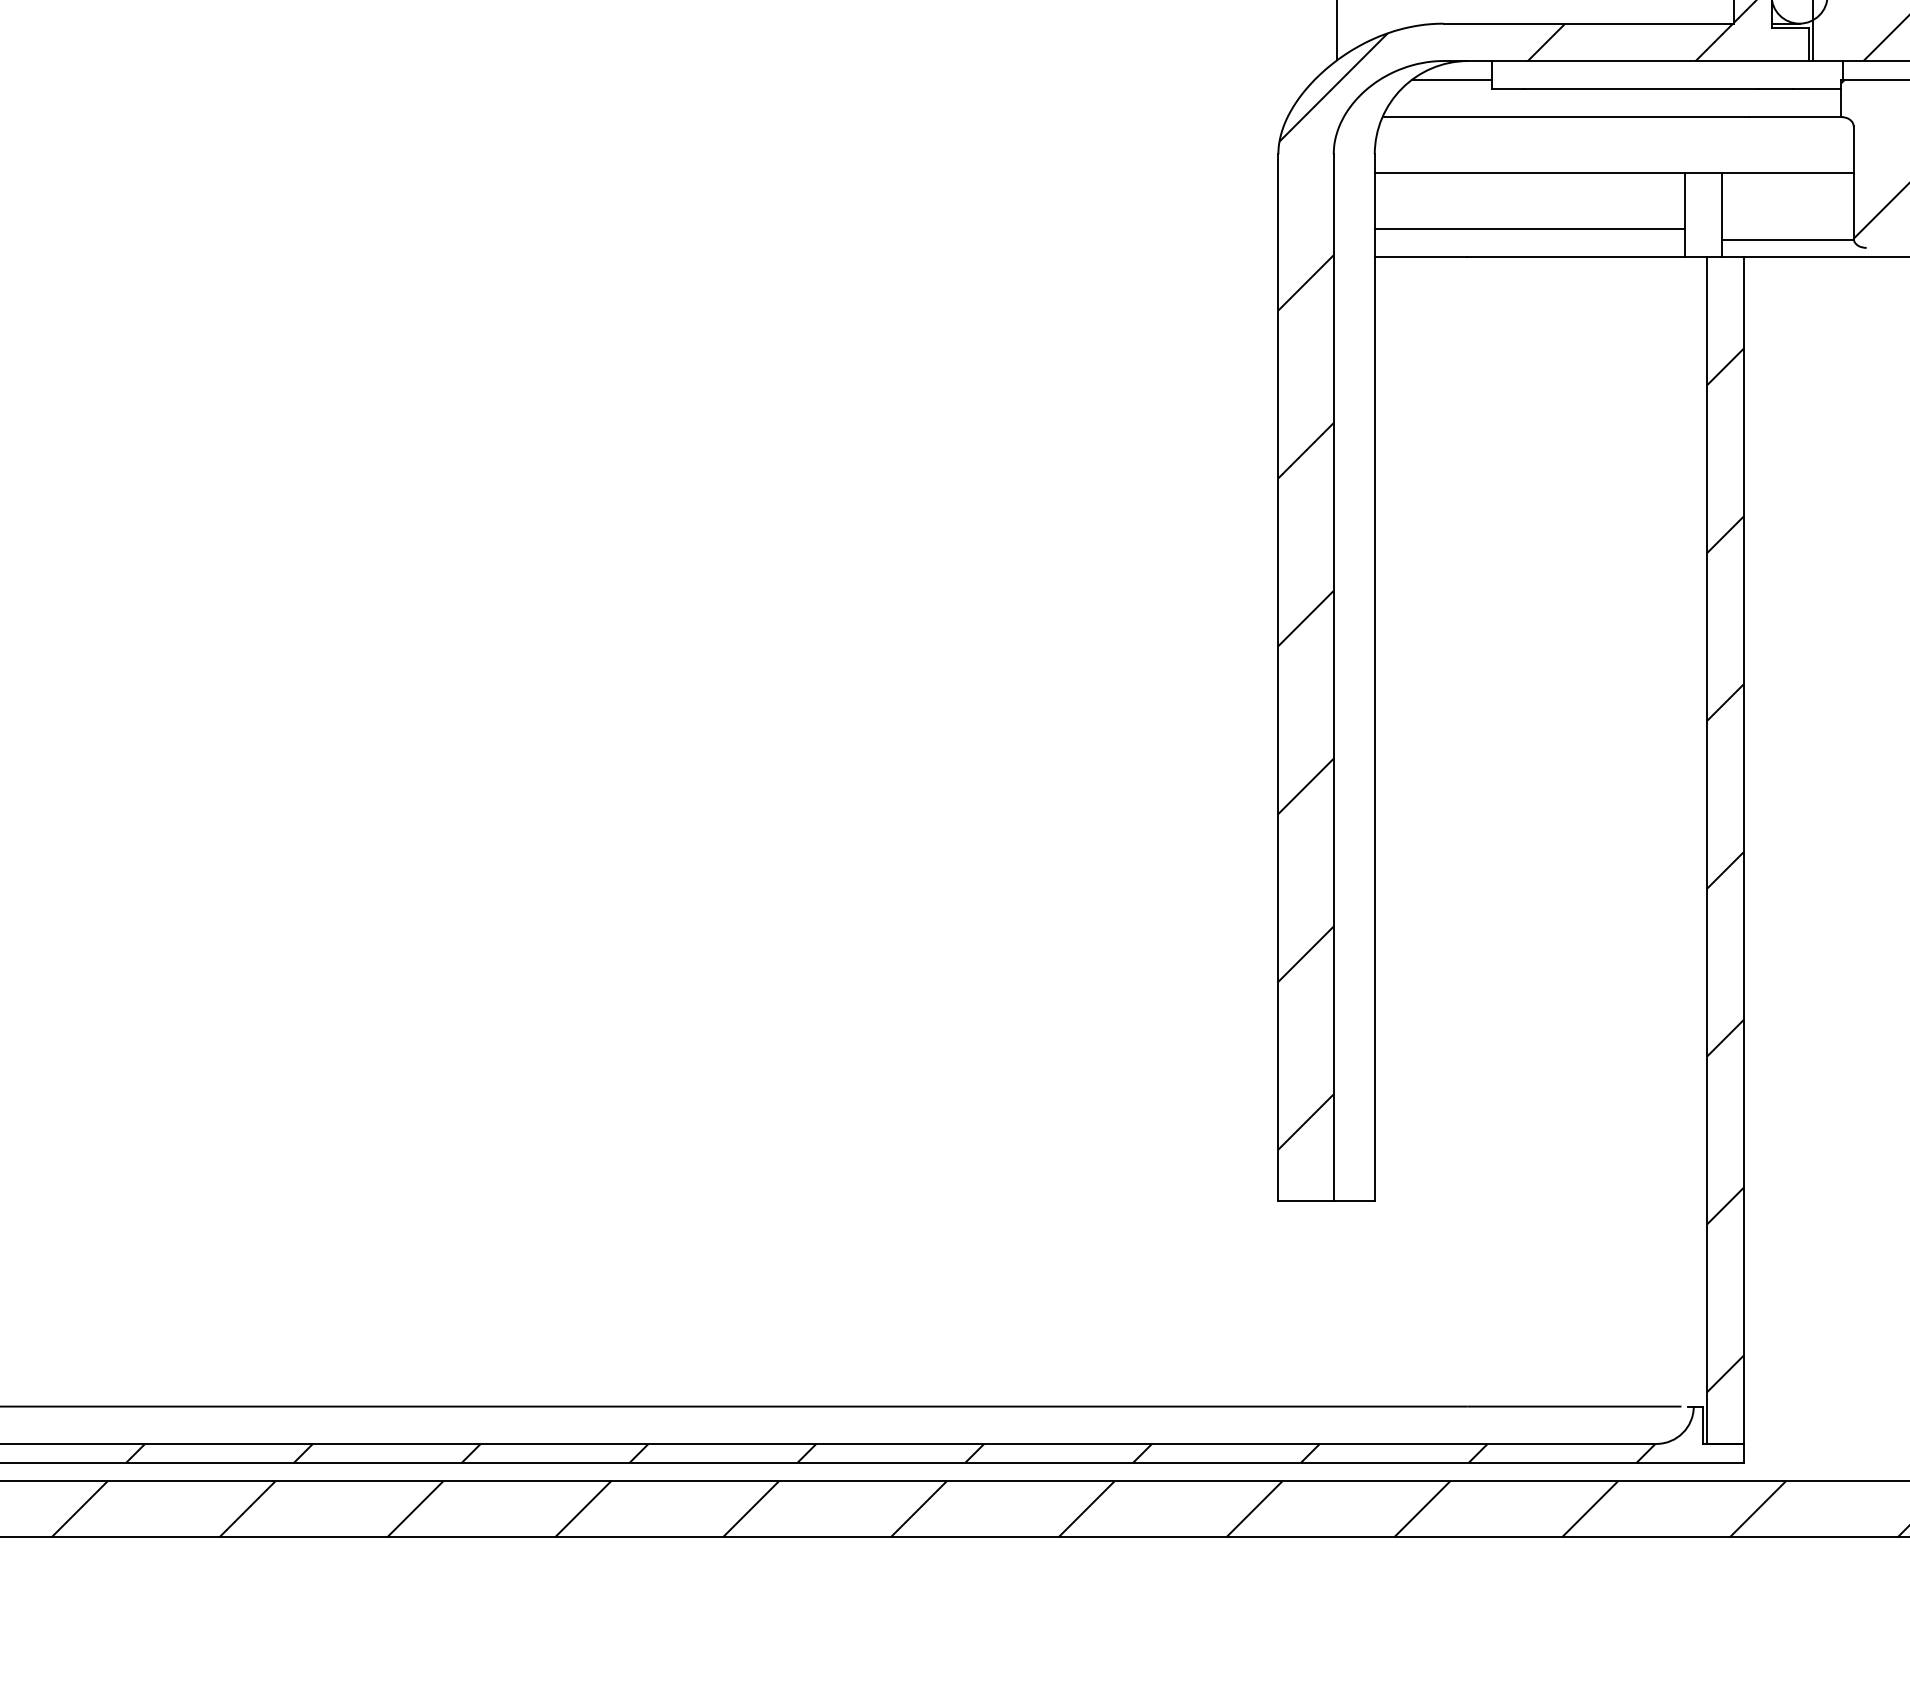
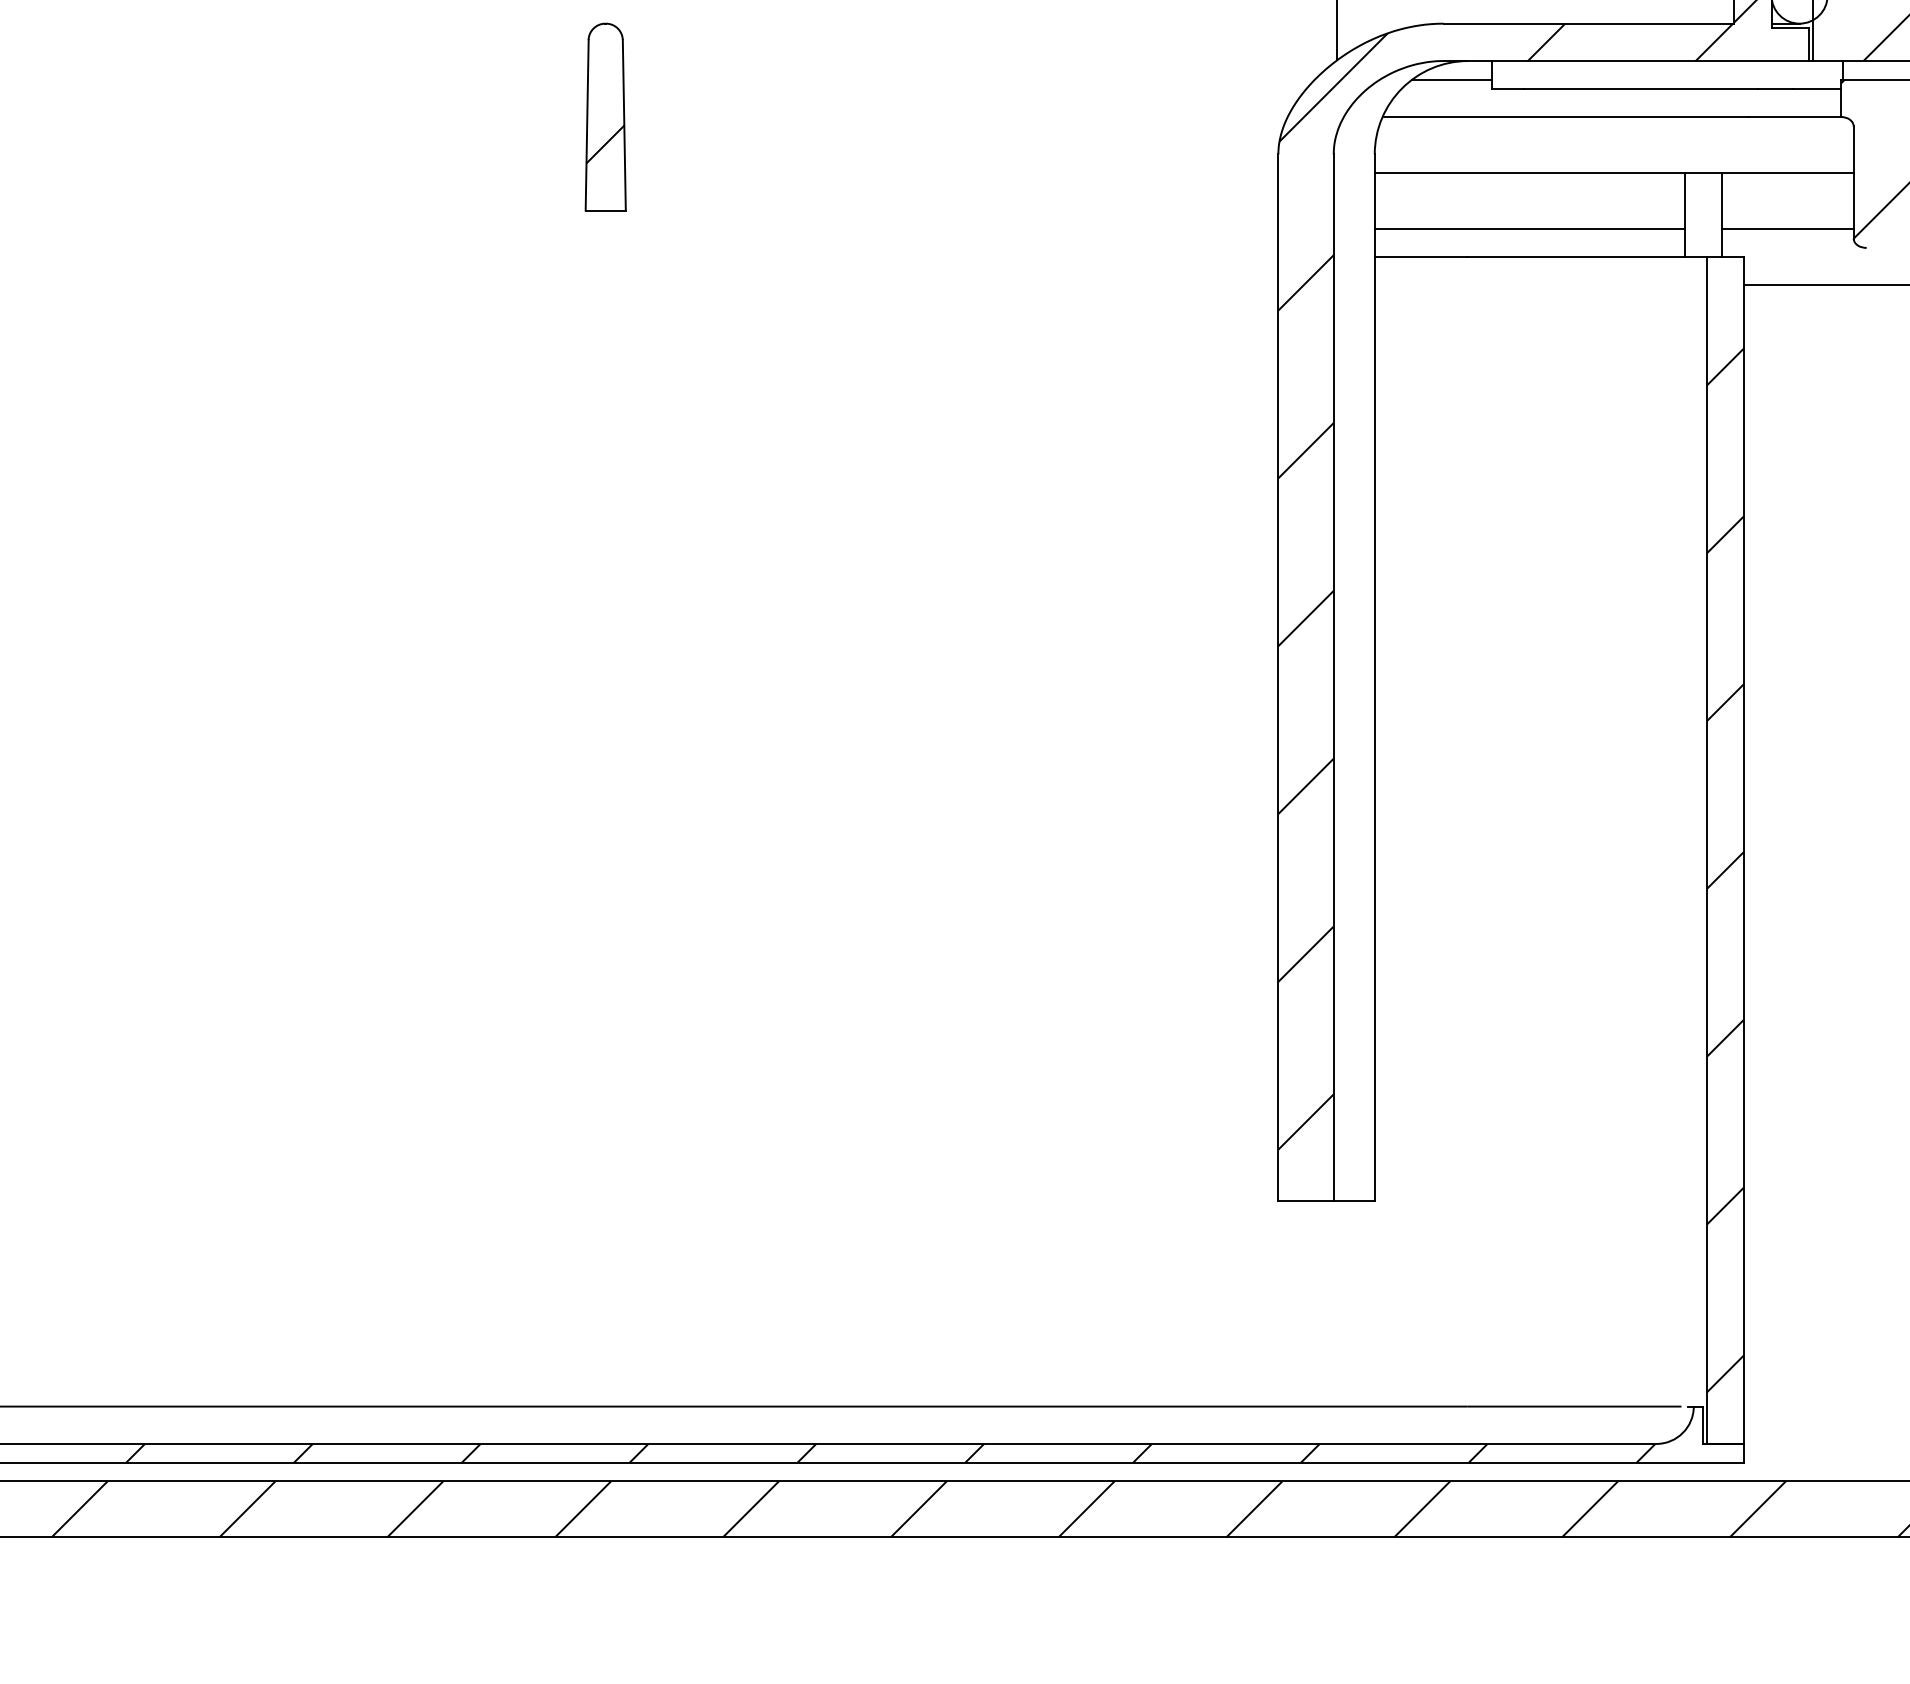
part: none -> present (605, 116)
line position: (1787, 240) -> (1787, 229) (1787, 229)
line position: (1825, 257) -> (1825, 285) (1825, 285)
